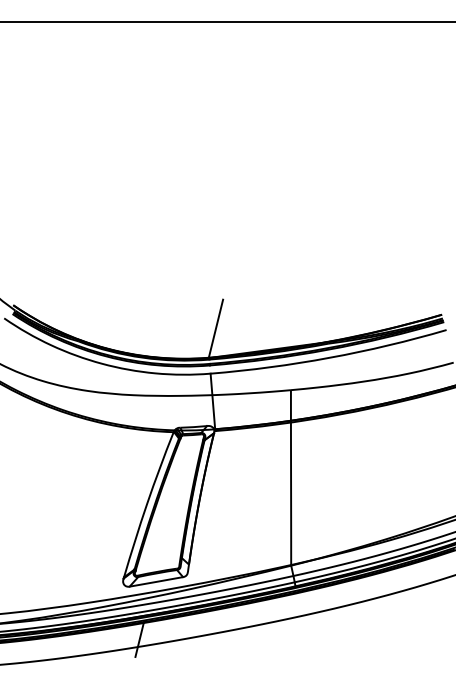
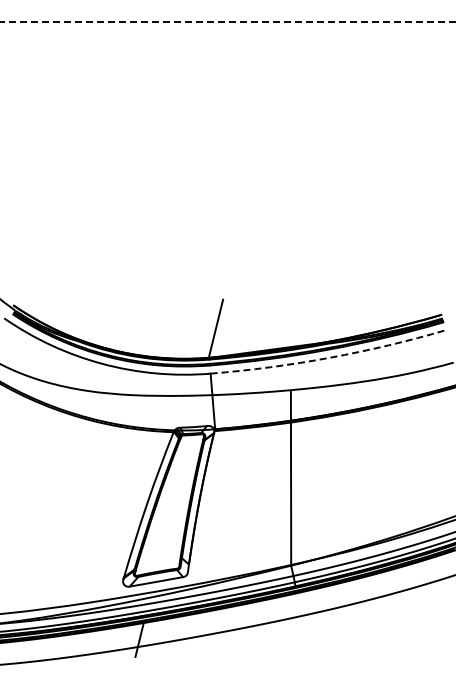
line: solid -> dashed (227, 21)
arc: solid -> dashed (329, 357)
